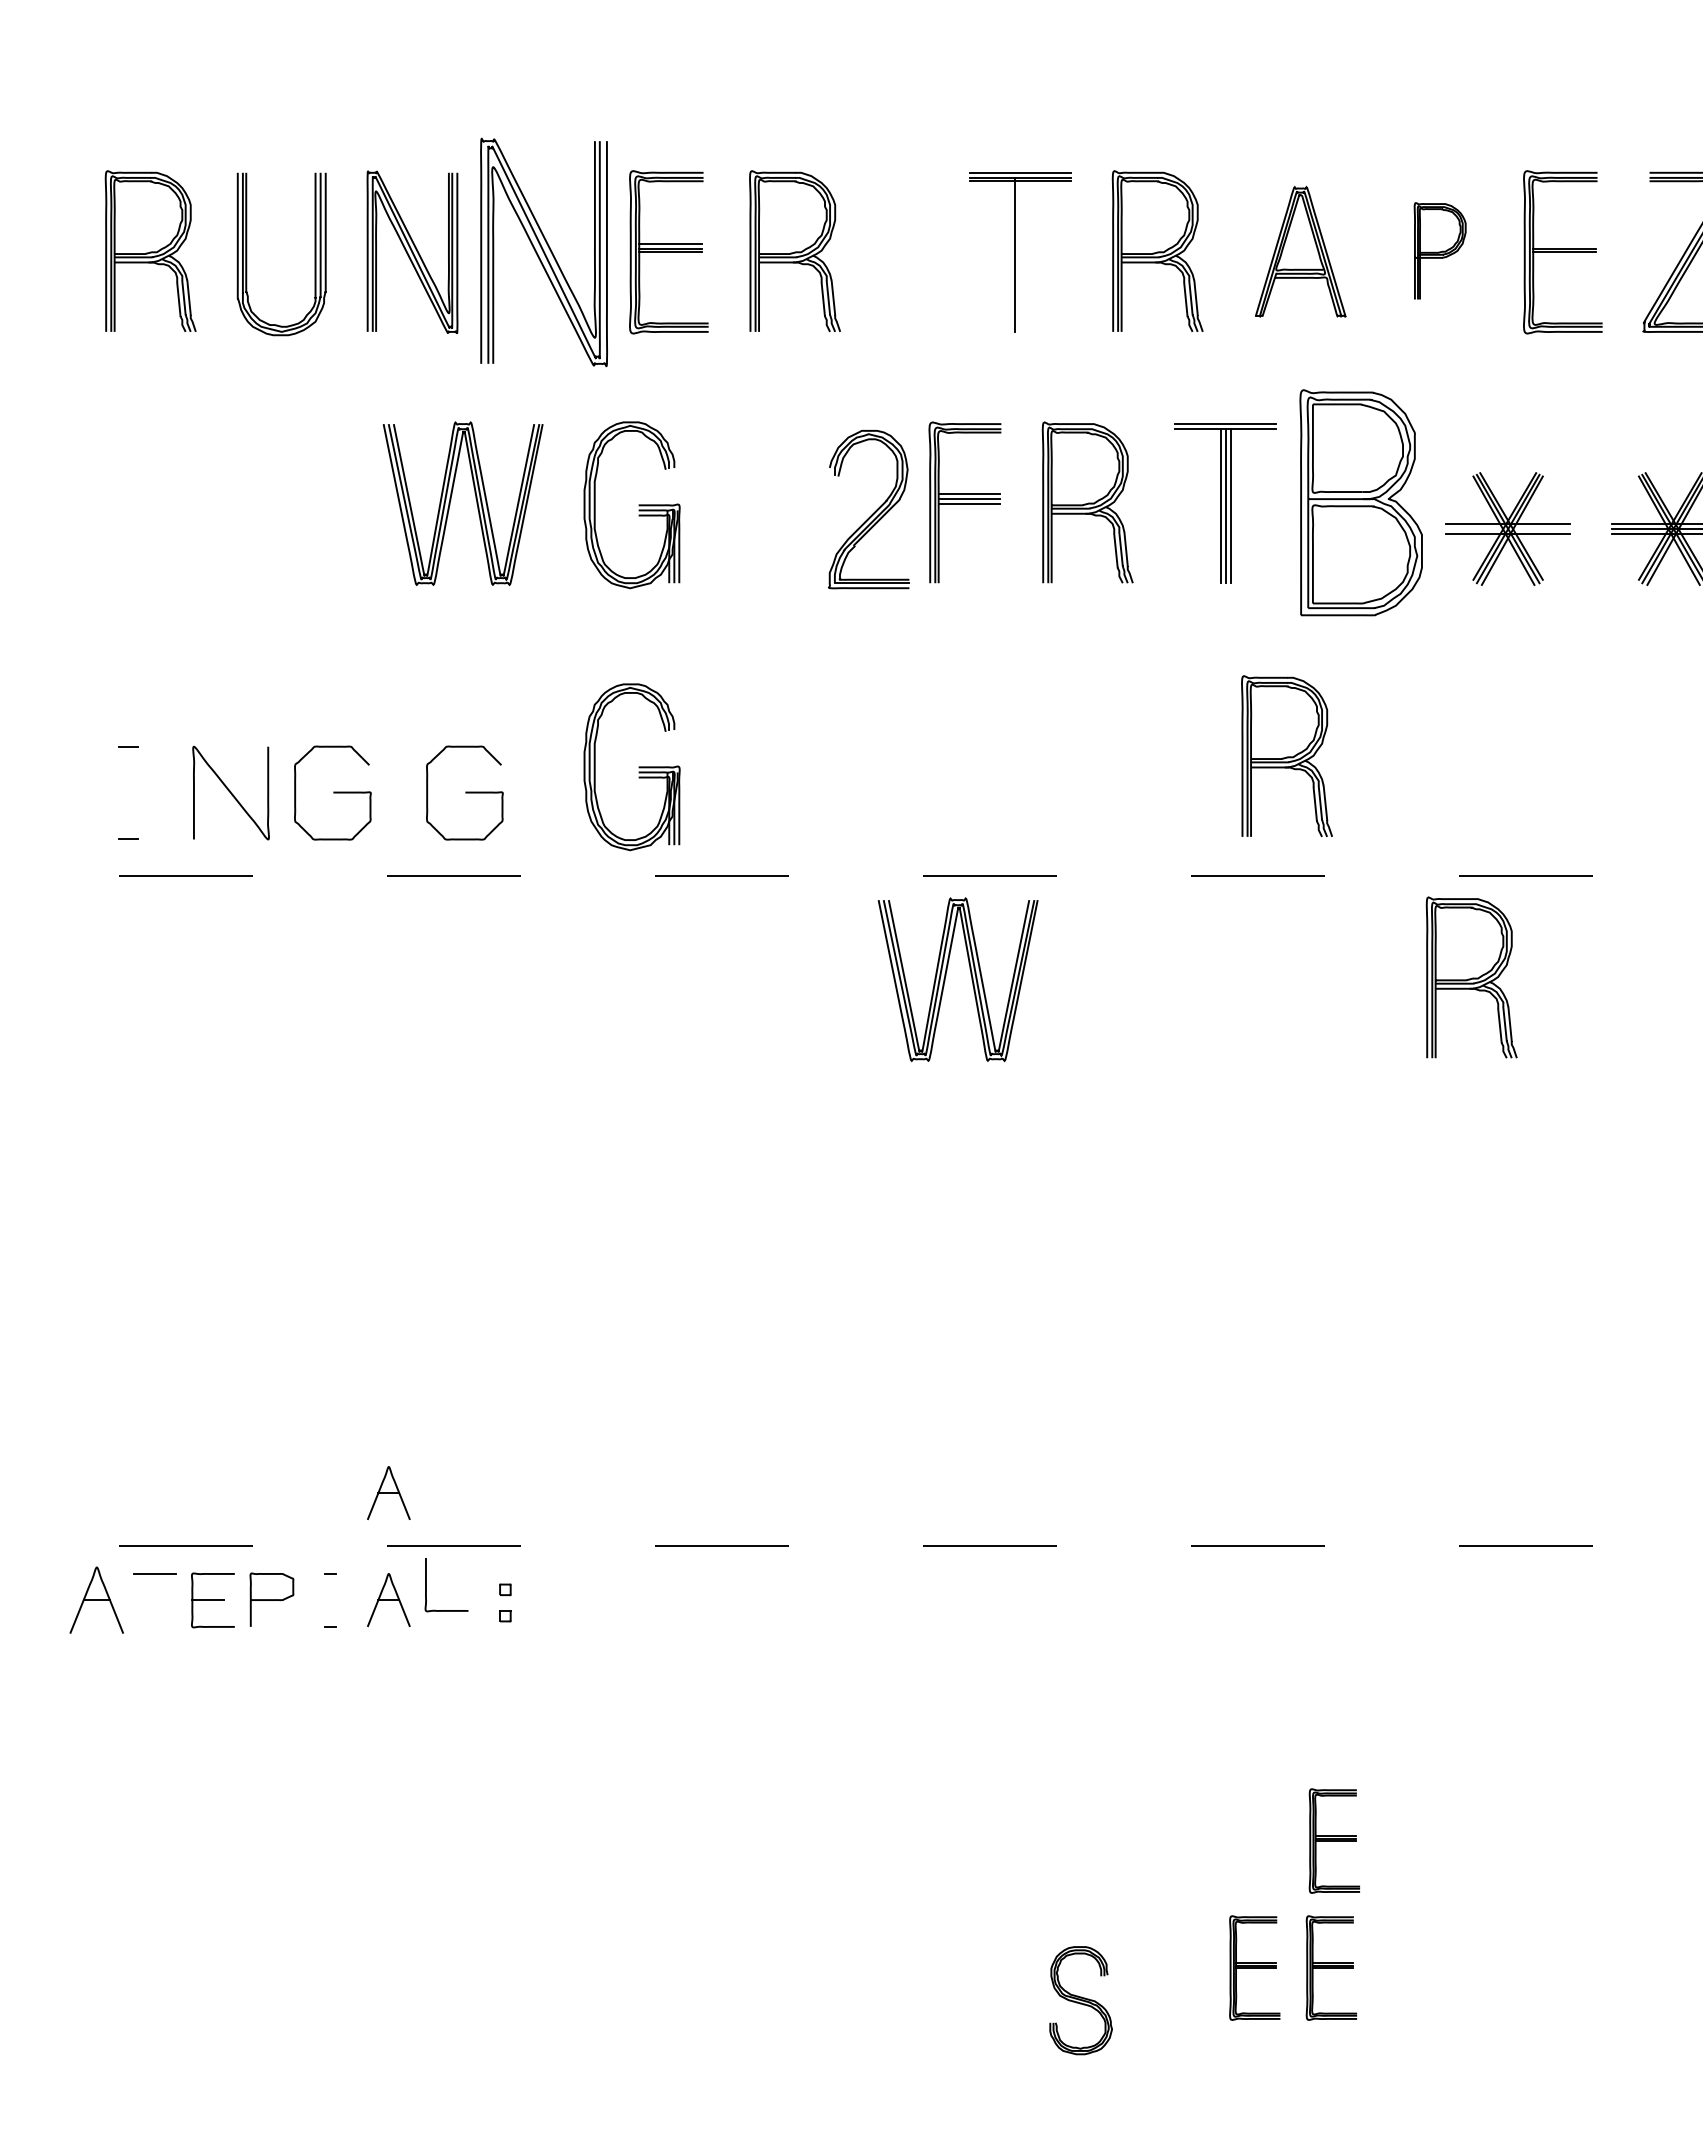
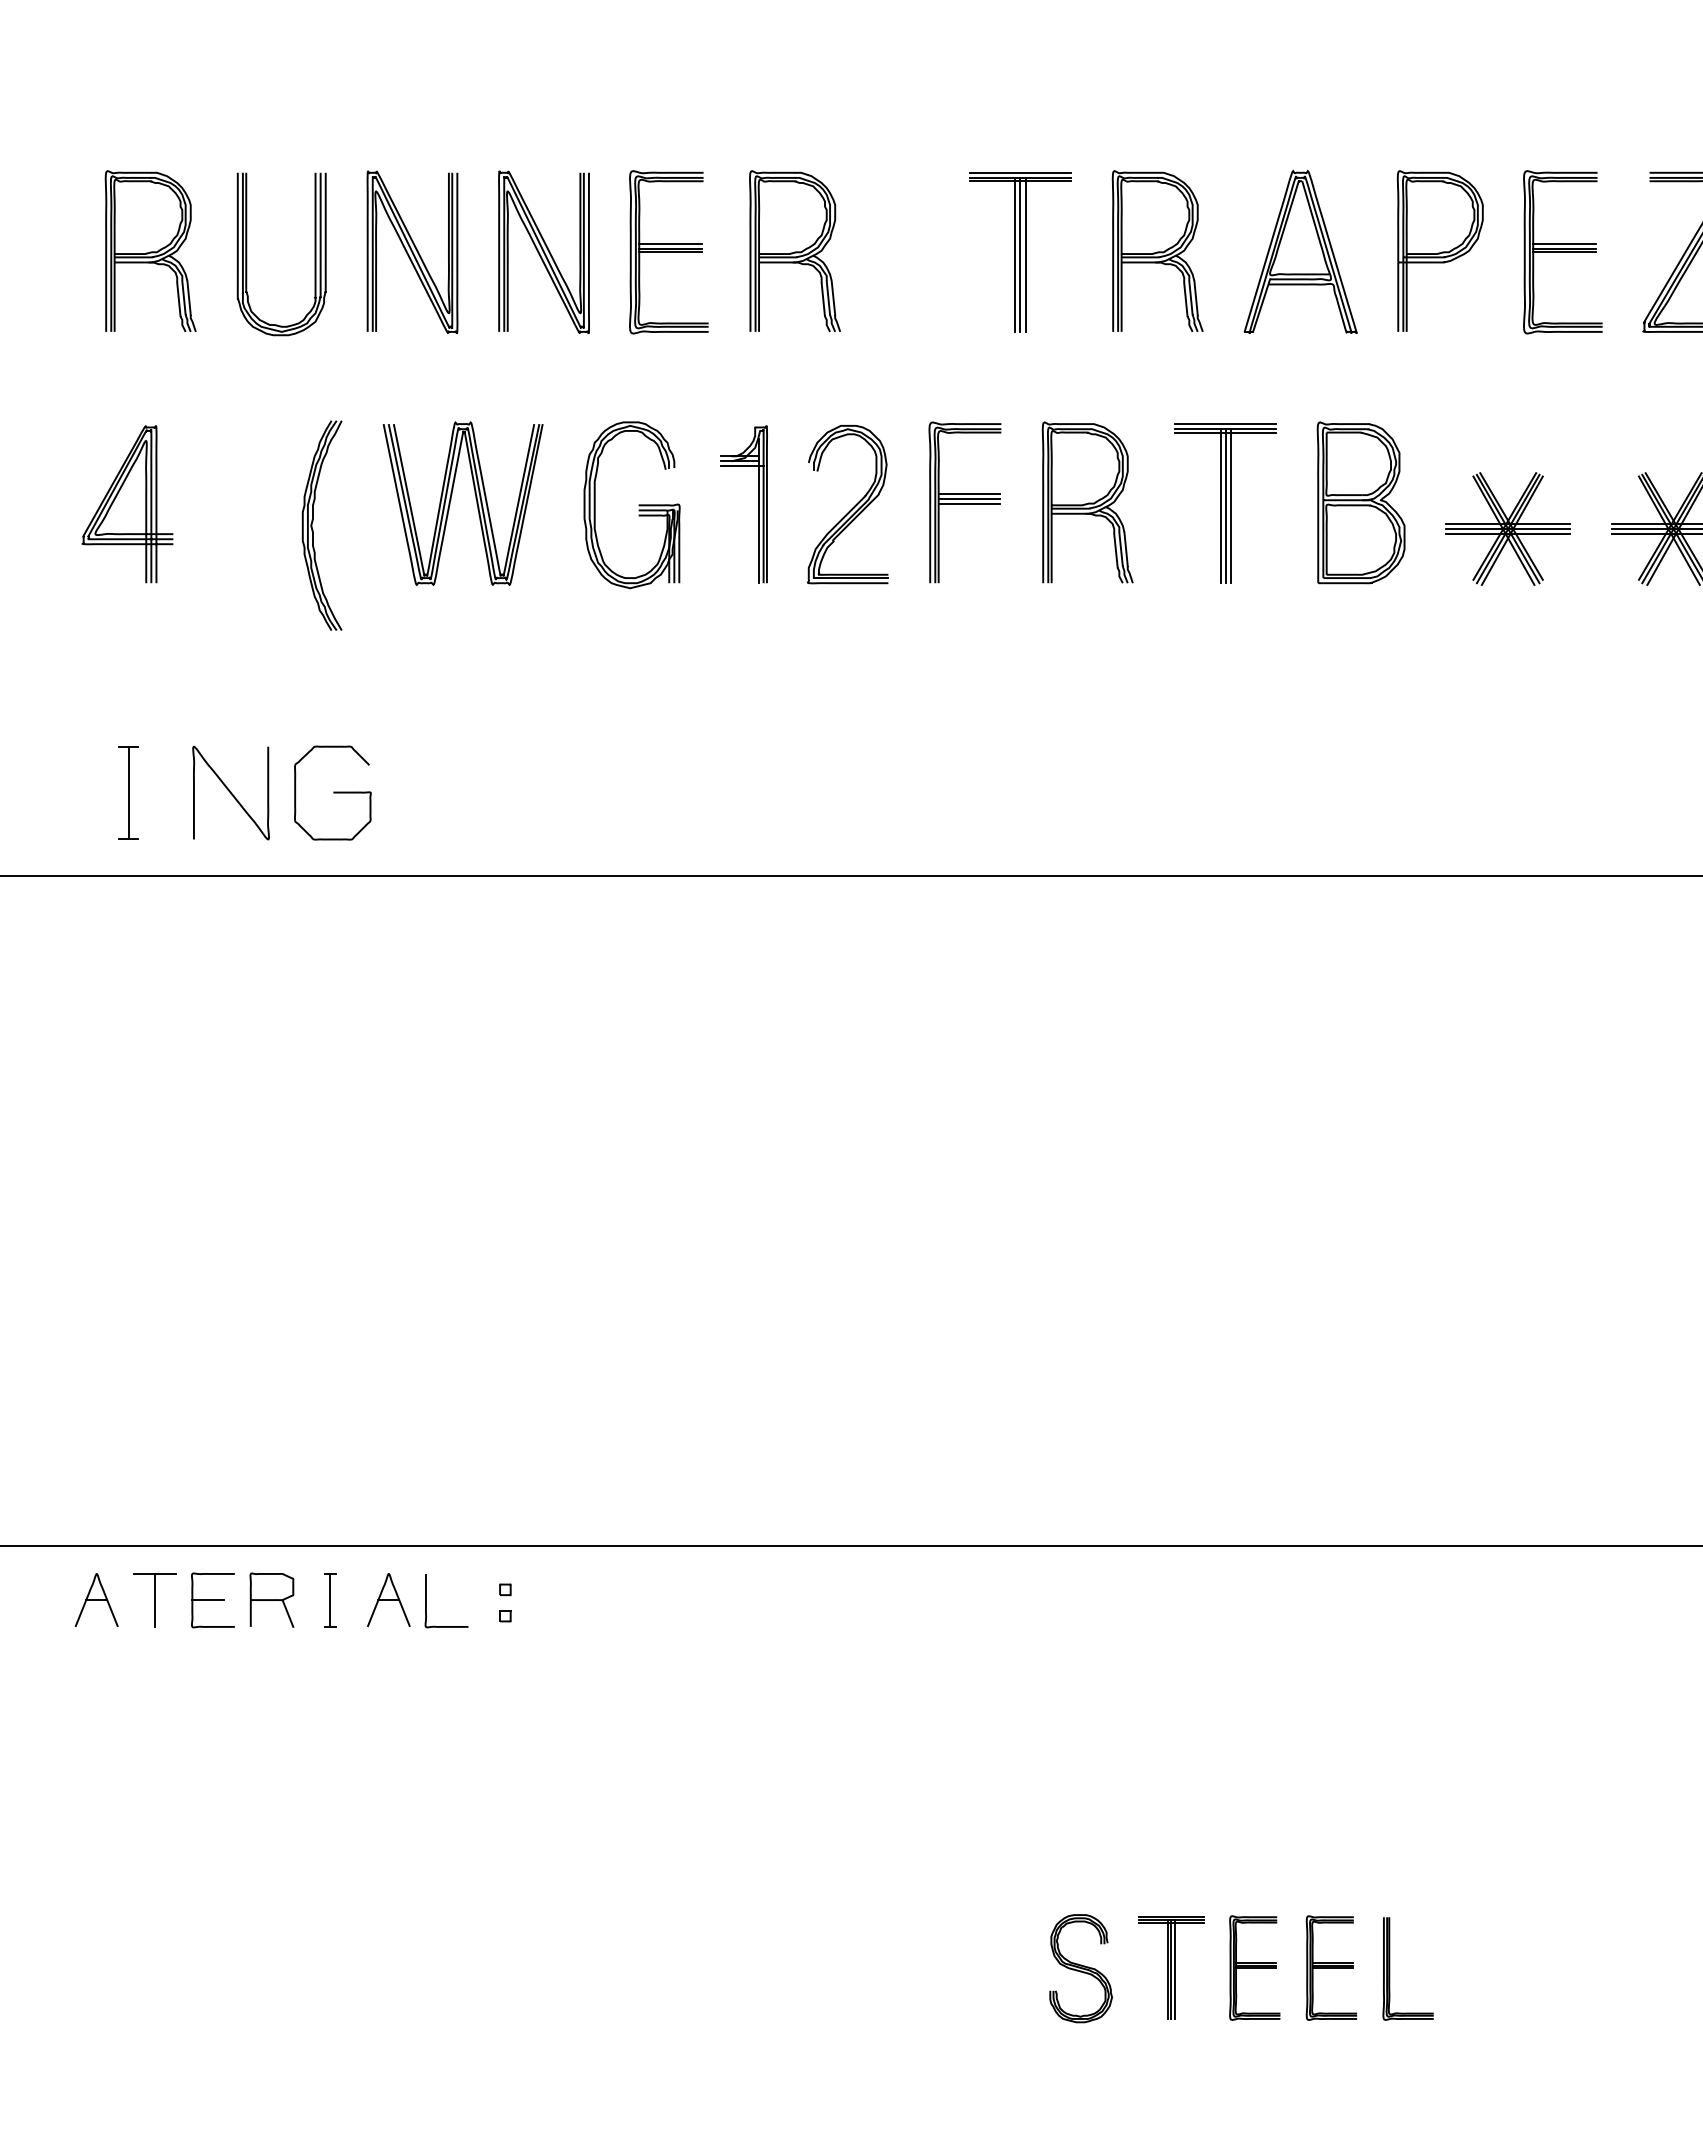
line: none -> present (1564, 243)
part size: 54x98 px -> 88x162 px (1439, 250)
part size: 92x132 px -> 114x165 px (1300, 251)
part size: 128x231 px -> 92x164 px (543, 251)
line: none -> present (1020, 254)
line: none -> present (1025, 254)
line: none -> present (1225, 432)
part size: 124x228 px -> 90x164 px (1360, 502)
part: none -> present (127, 504)
part: none -> present (758, 504)
part position: (868, 509) -> (847, 504) (847, 504)
part: none -> present (313, 521)
line: none -> present (1507, 529)
part: present -> none (1286, 756)
part: present -> none (638, 767)
line: none -> present (128, 792)
curve: present -> none (465, 792)
line: dashed -> solid (851, 876)
part: present -> none (946, 976)
part: present -> none (1471, 977)
part: present -> none (388, 1492)
line: dashed -> solid (851, 1546)
curve position: (426, 1585) -> (426, 1601) (426, 1601)
part size: 55x68 px -> 45x54 px (96, 1599)
line: none -> present (155, 1599)
line: none -> present (330, 1599)
line: none -> present (287, 1613)
part: present -> none (1333, 1840)
part: none -> present (1171, 1967)
part: none -> present (1390, 1968)
part position: (1080, 2000) -> (1080, 1968) (1080, 1968)
